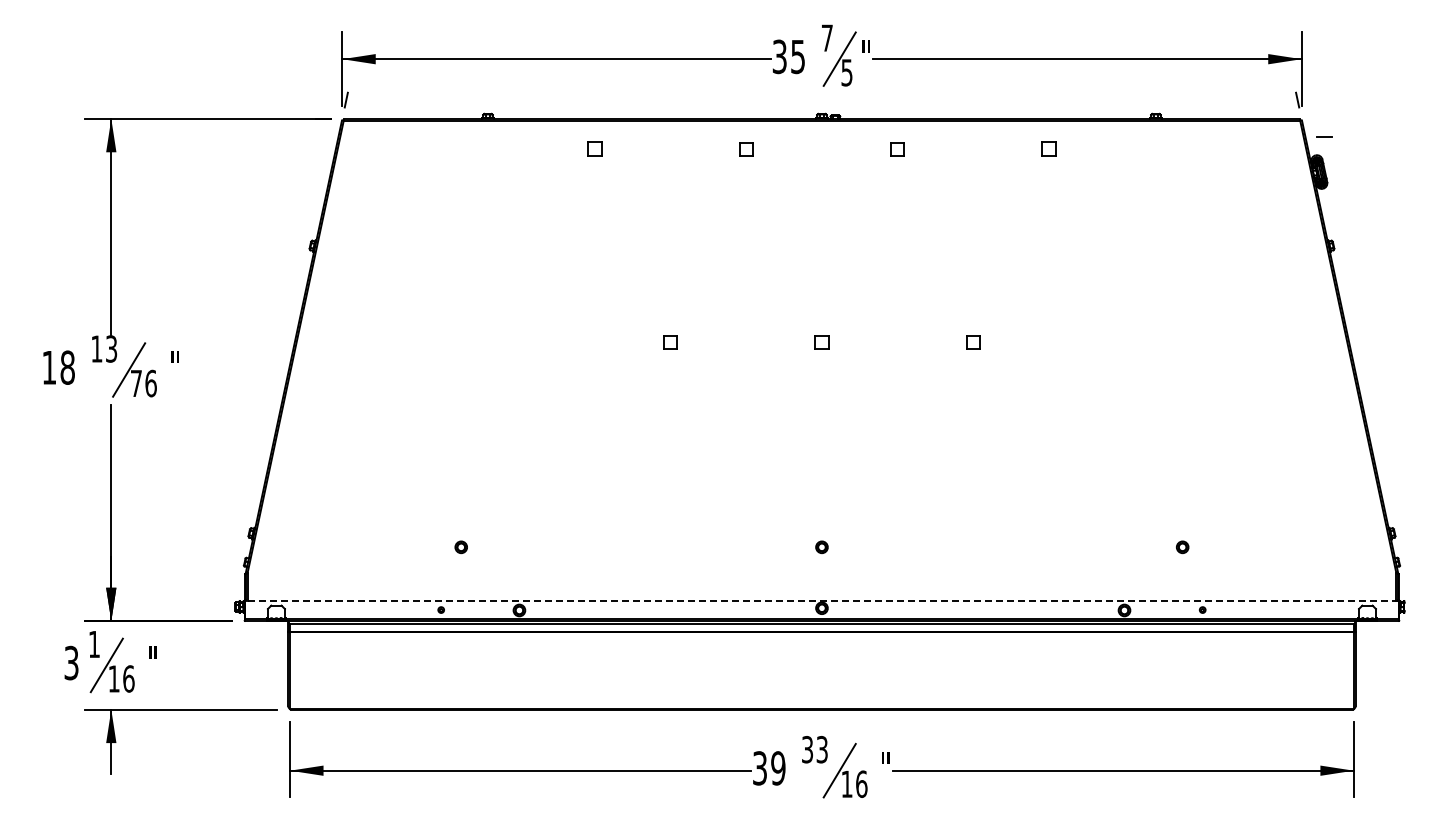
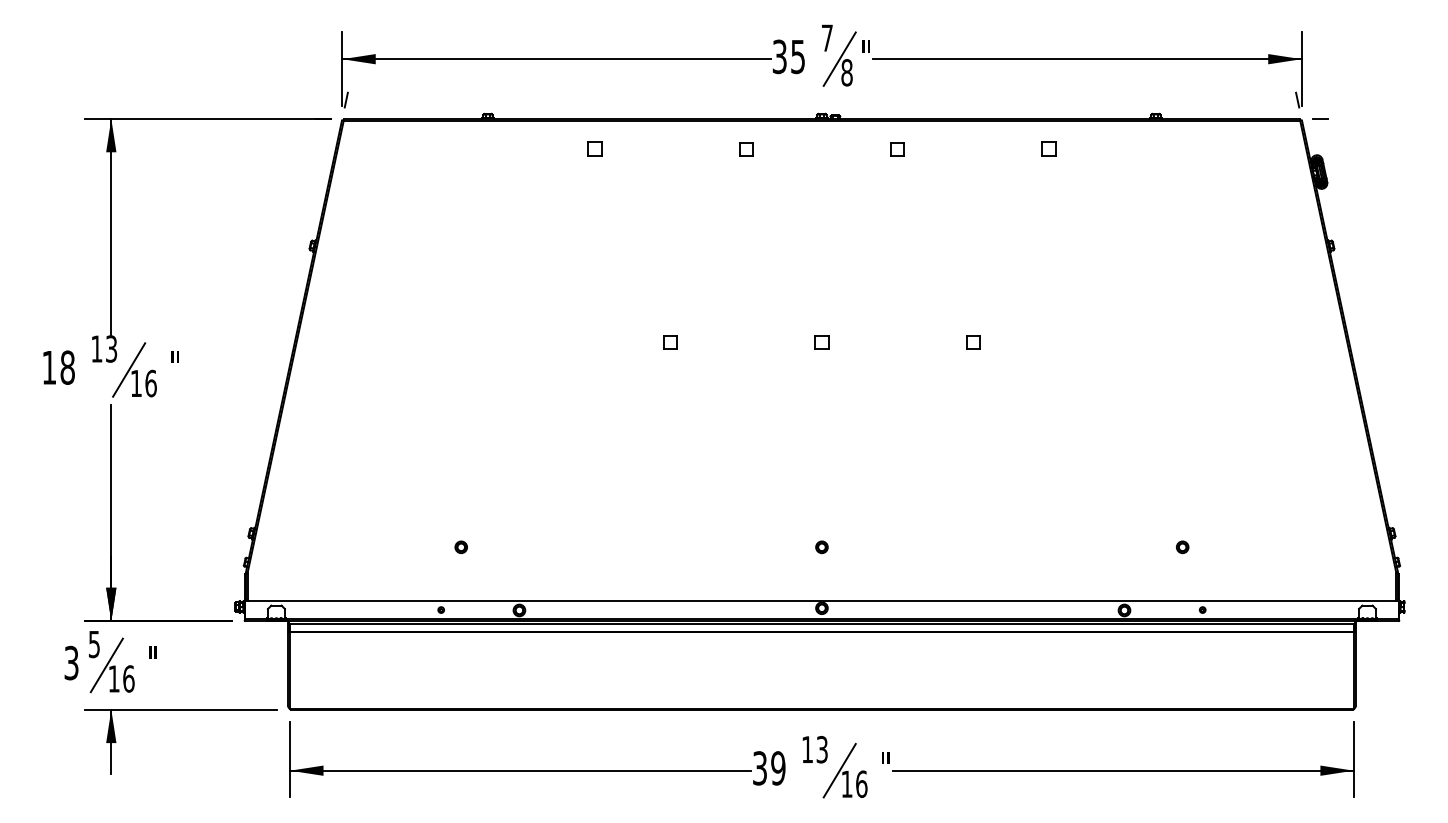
text: 5 -> 8 (846, 72)
line position: (1324, 136) -> (1320, 118) (1320, 118)
text: 76 -> 16 (136, 383)
line: dashed -> solid (821, 601)
text: 1 -> 5 (94, 644)
text: 33 -> 13 (807, 749)
